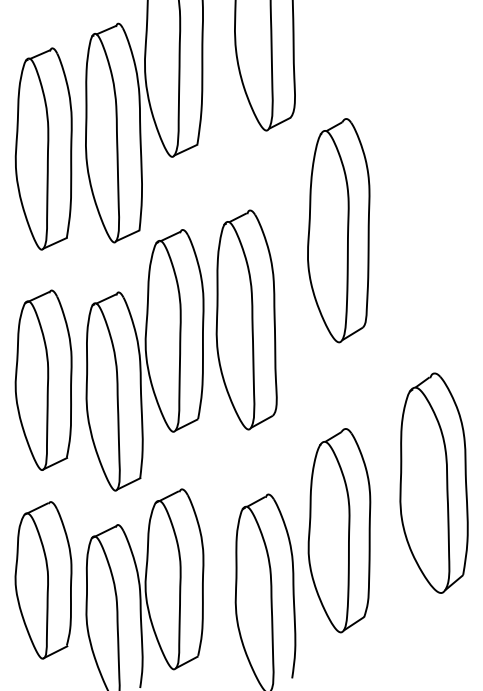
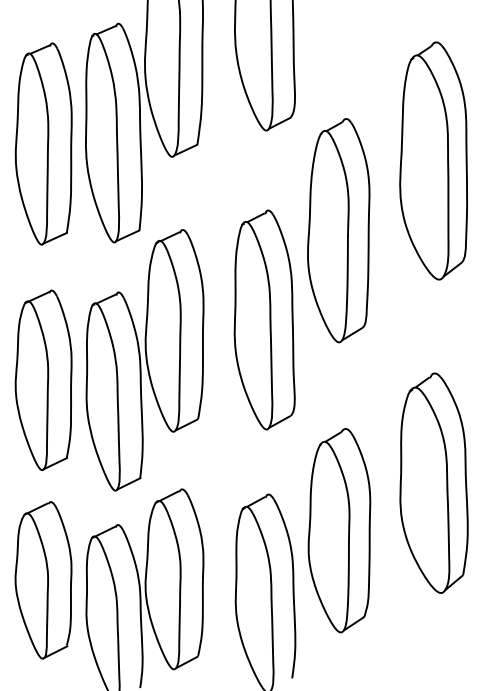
part position: (43, 148) -> (43, 143) (43, 143)
part: none -> present (433, 160)
part position: (246, 319) -> (264, 319) (264, 319)
